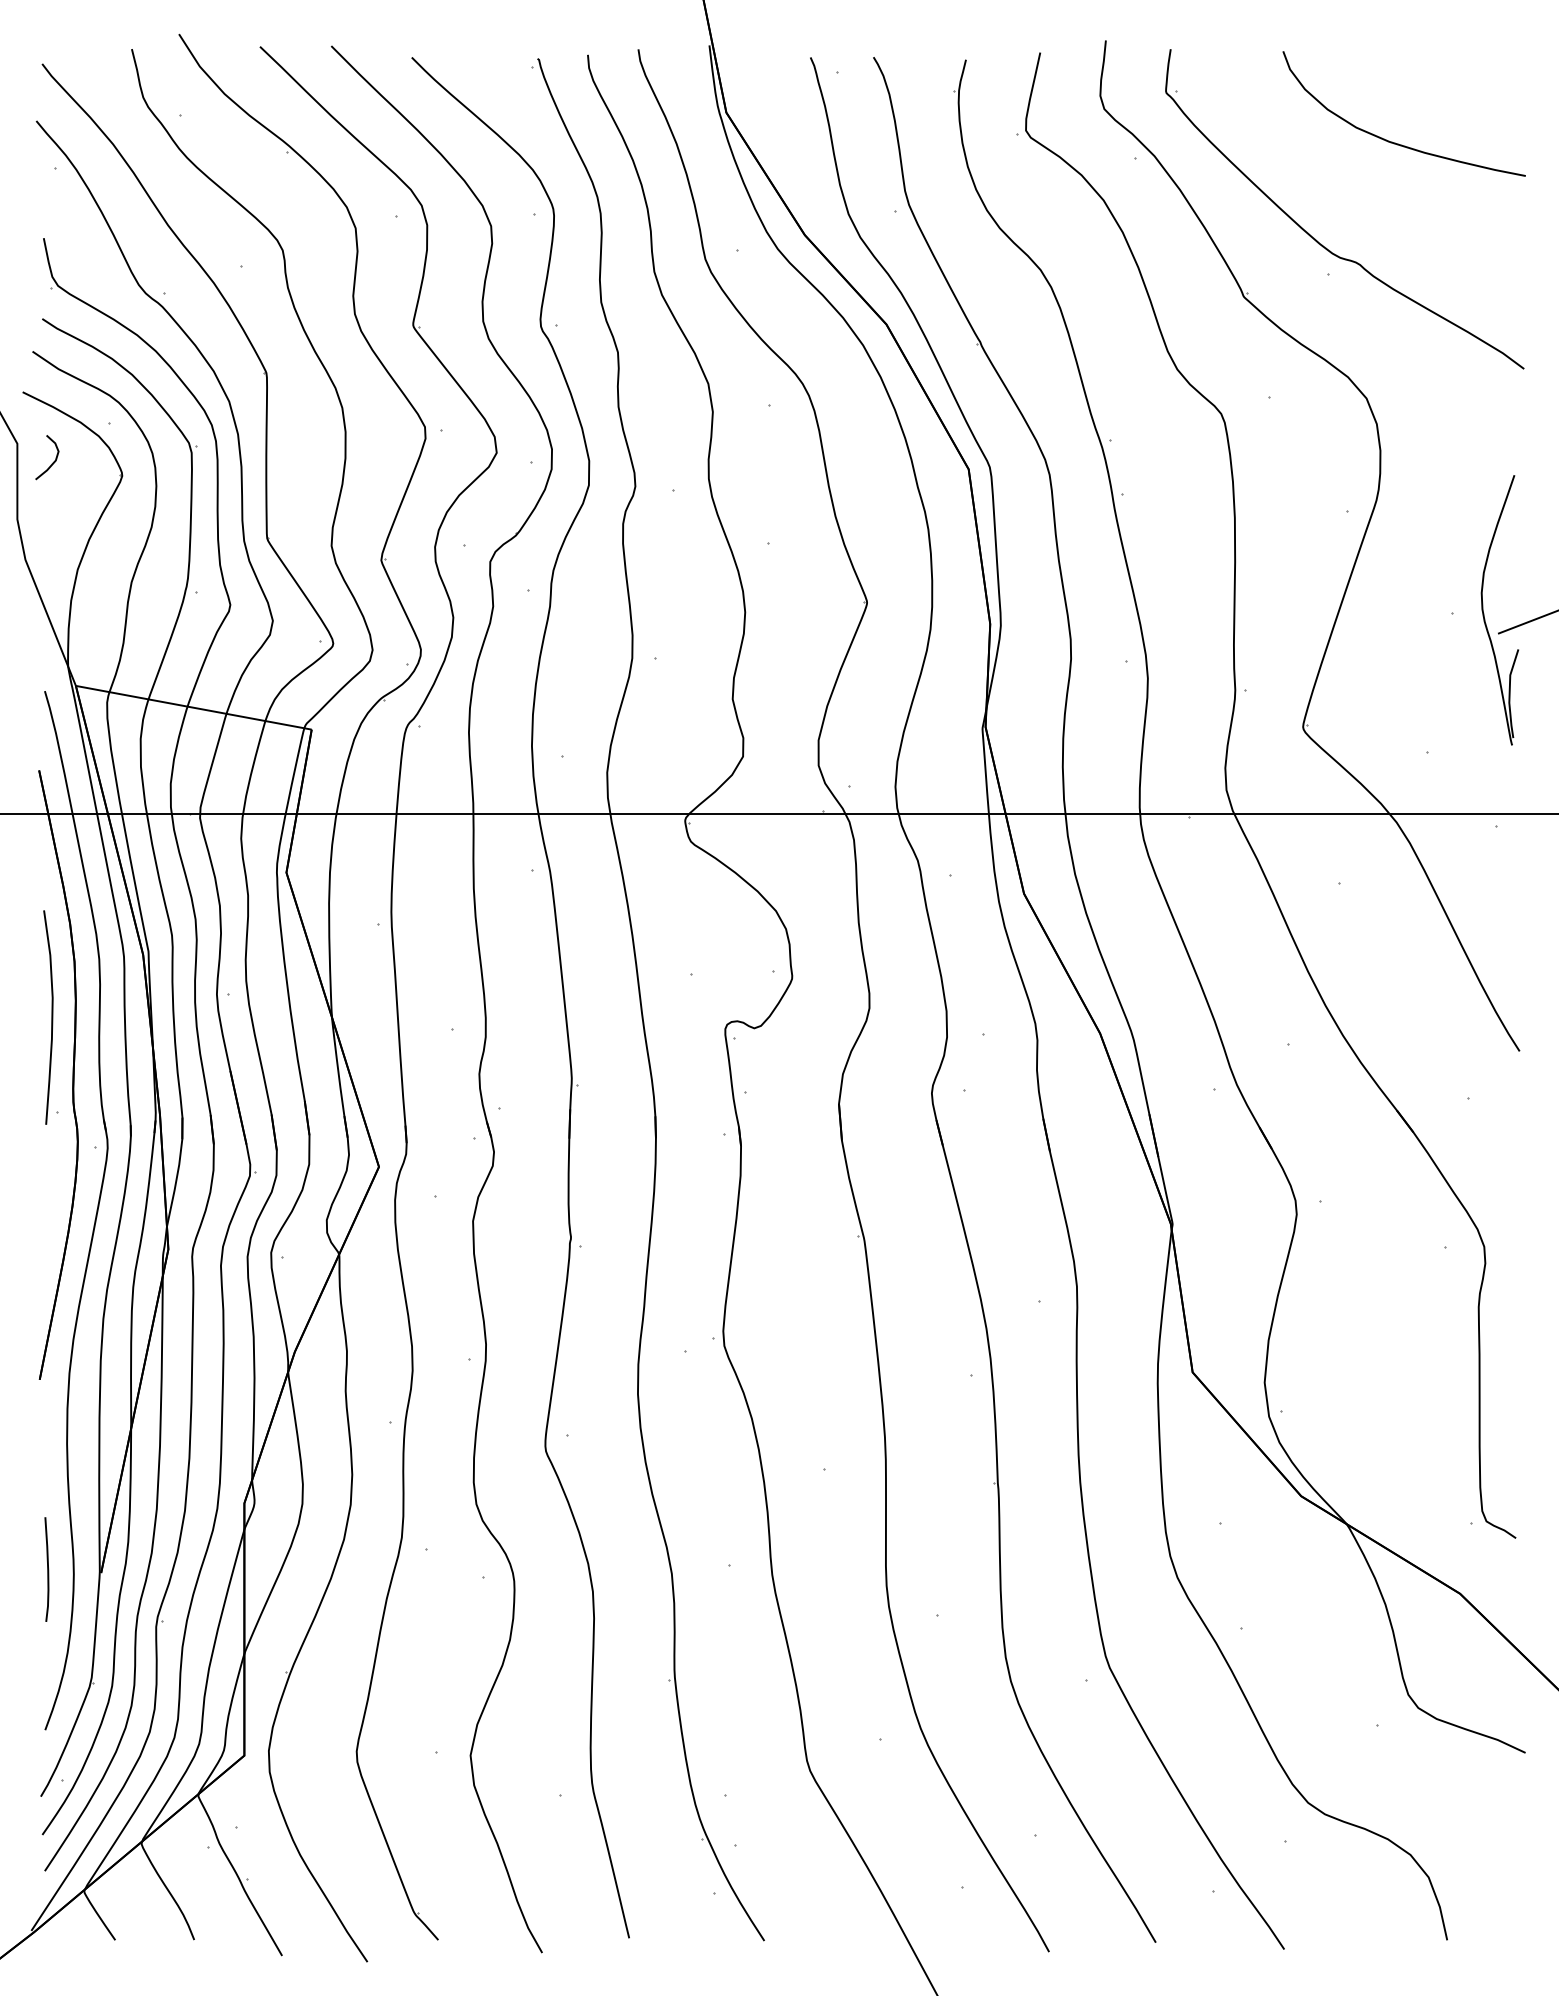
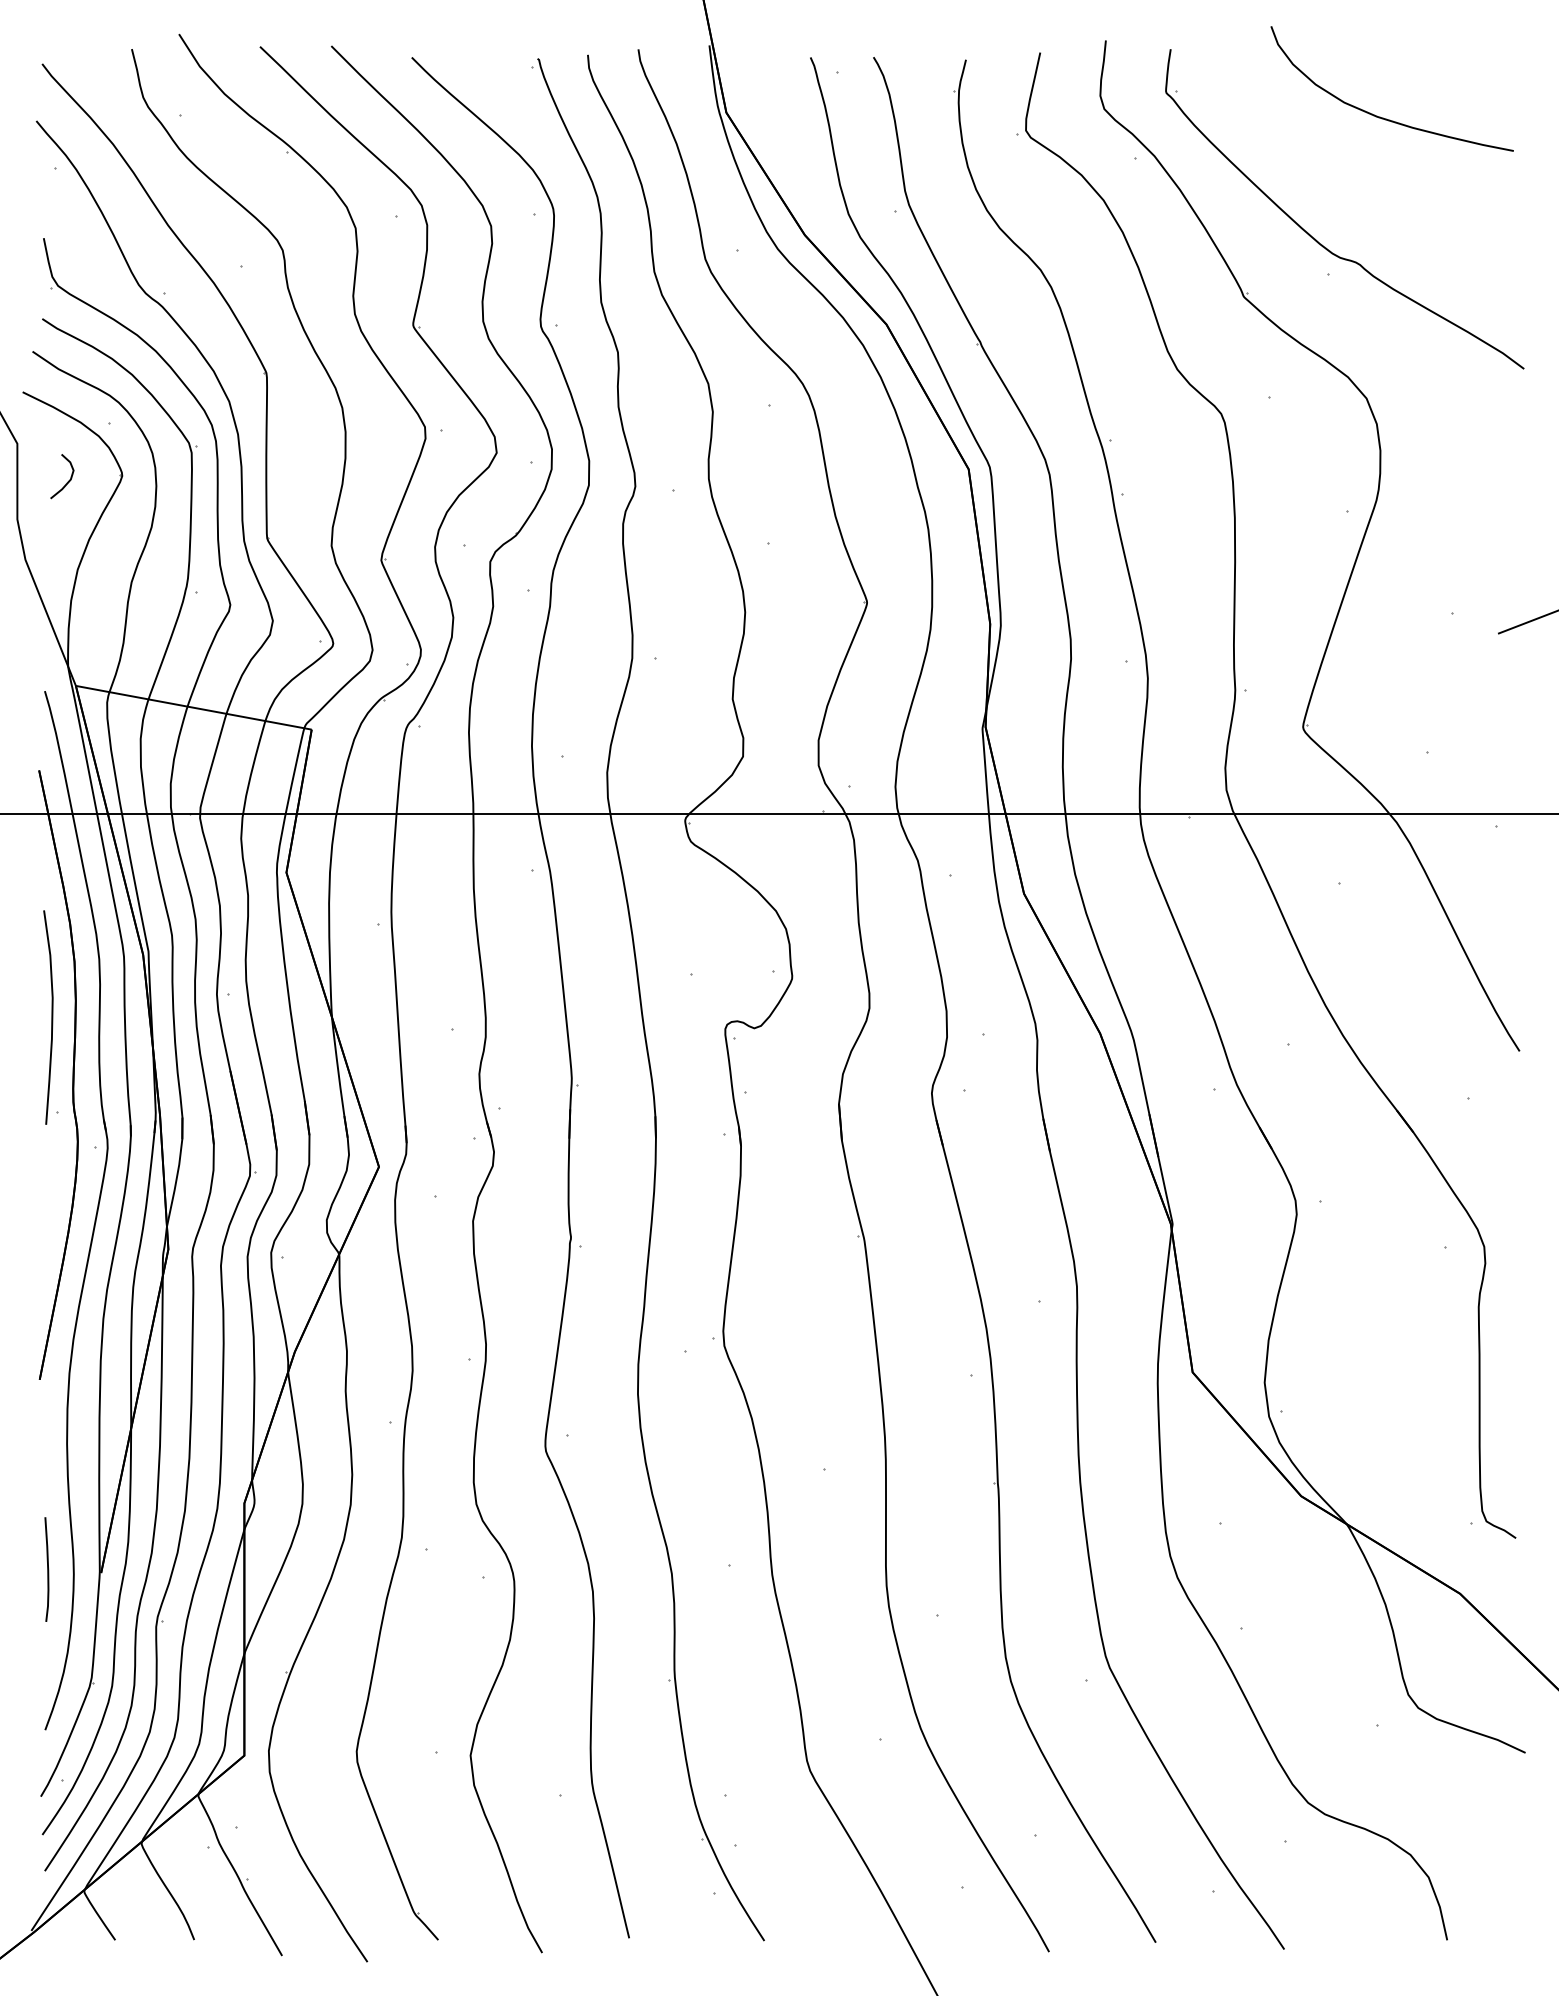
curve position: (1392, 141) -> (1380, 116) (1380, 116)
curve position: (52, 462) -> (67, 481) (67, 481)
part: present -> none (1484, 613)
